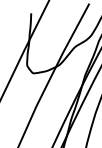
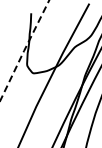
line: solid -> dashed (24, 51)
